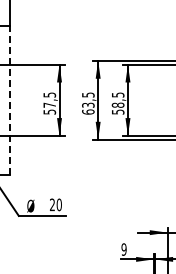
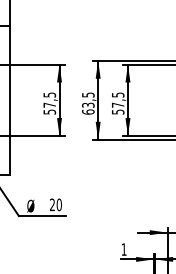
line: dashed -> solid (9, 99)
text: 58,5 -> 57,5 (117, 104)
text: 9 -> 1 (123, 249)
